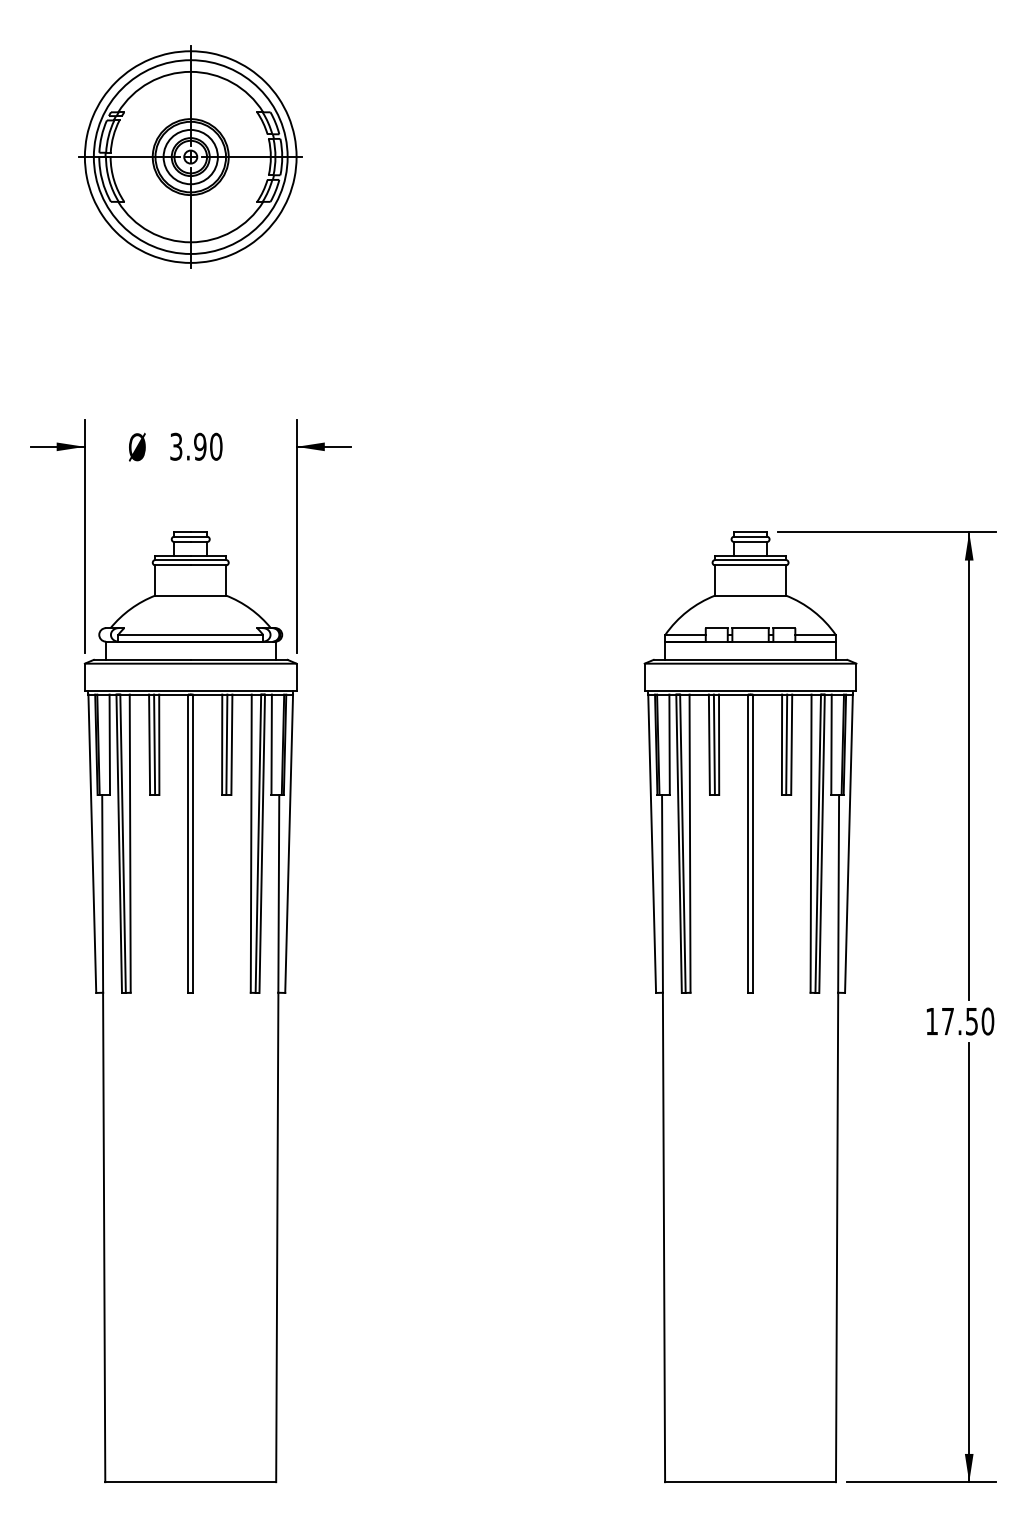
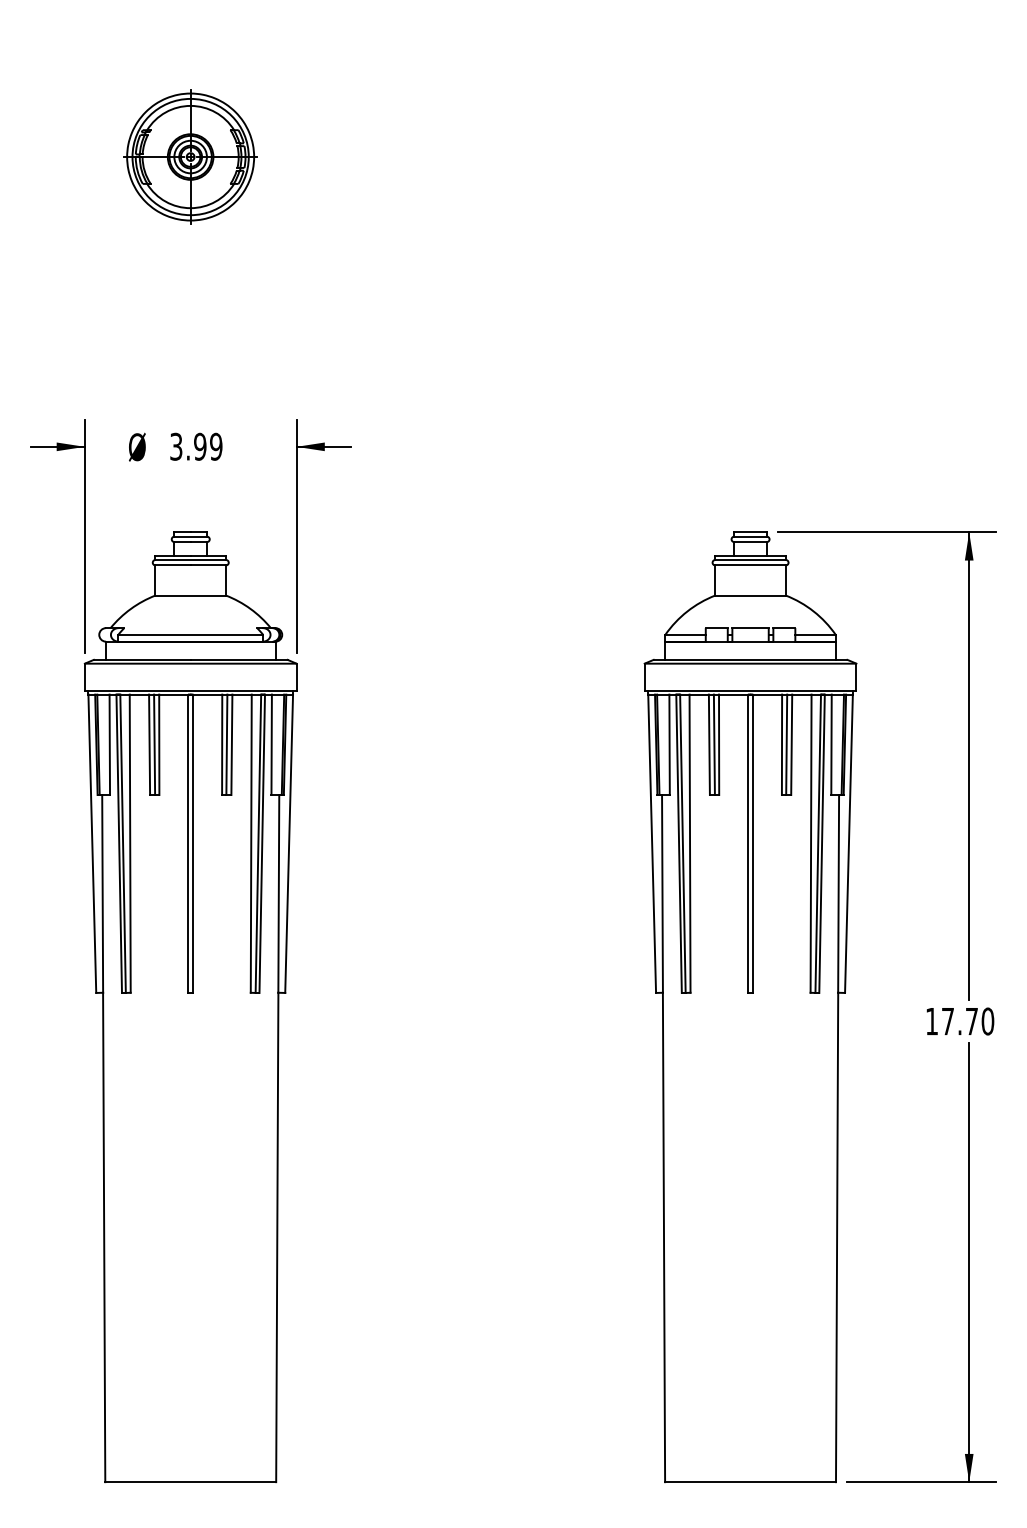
part size: 225x224 px -> 135x136 px (190, 156)
text: 3.90 -> 3.99 (216, 446)
text: 17.50 -> 17.70 (971, 1021)
